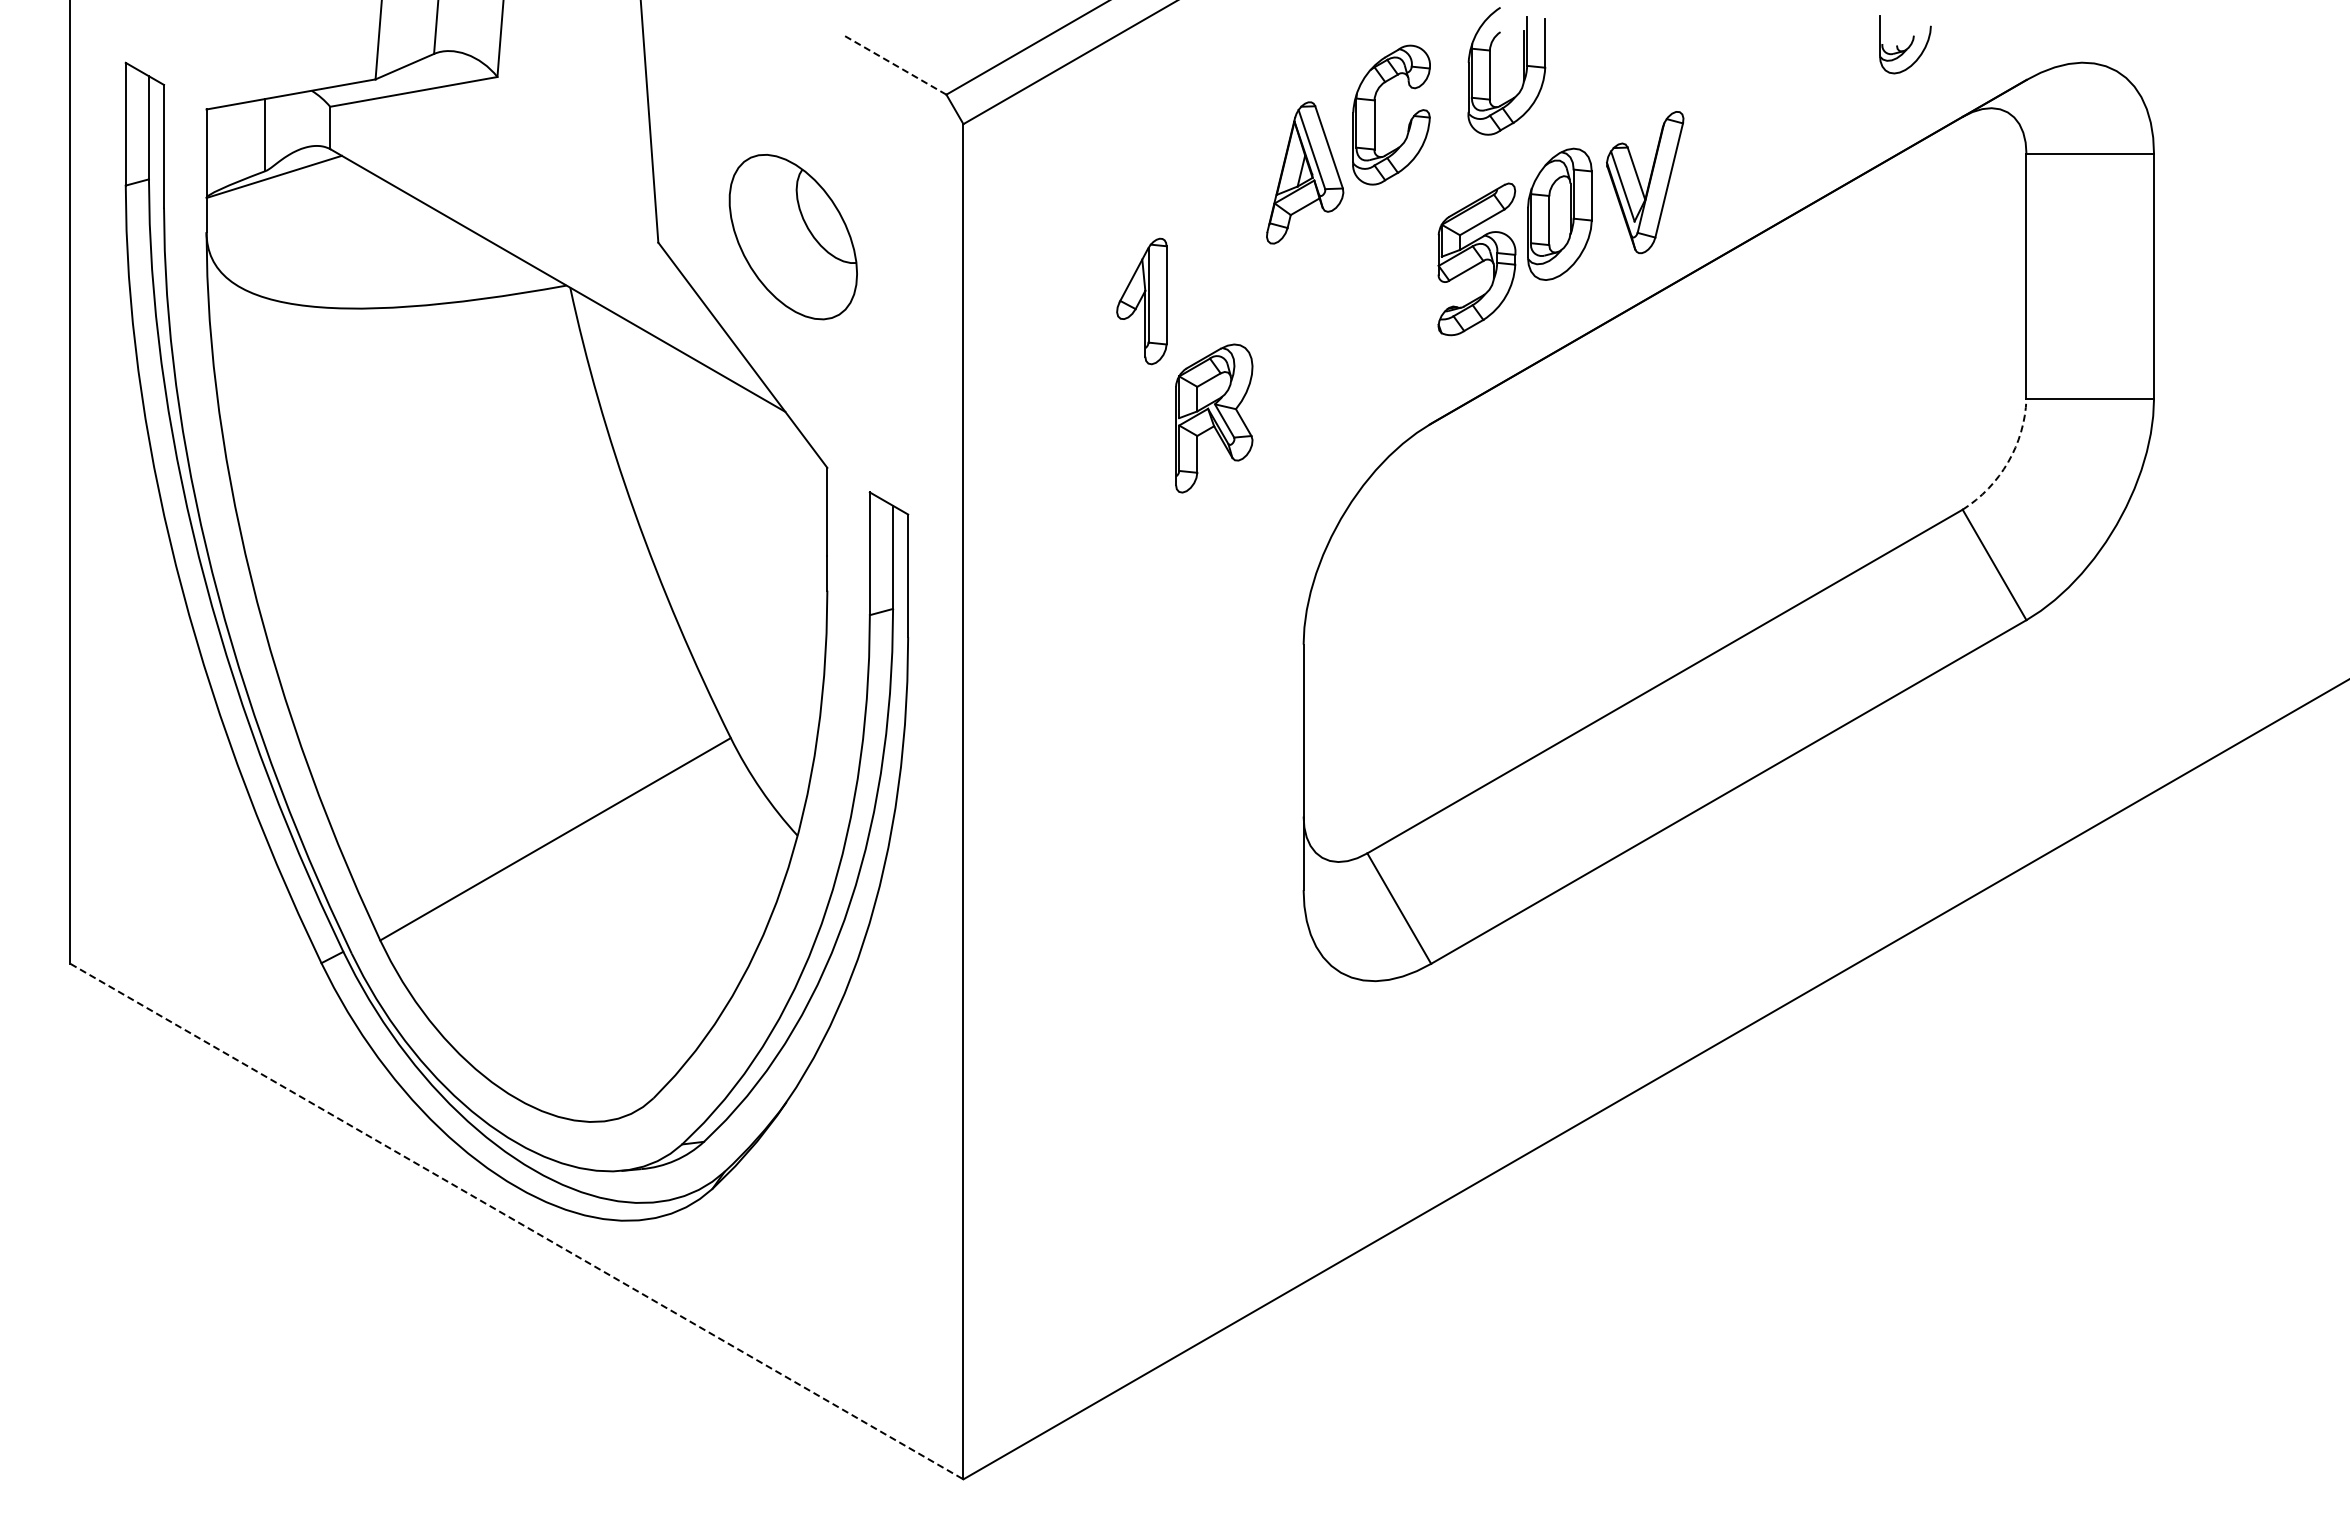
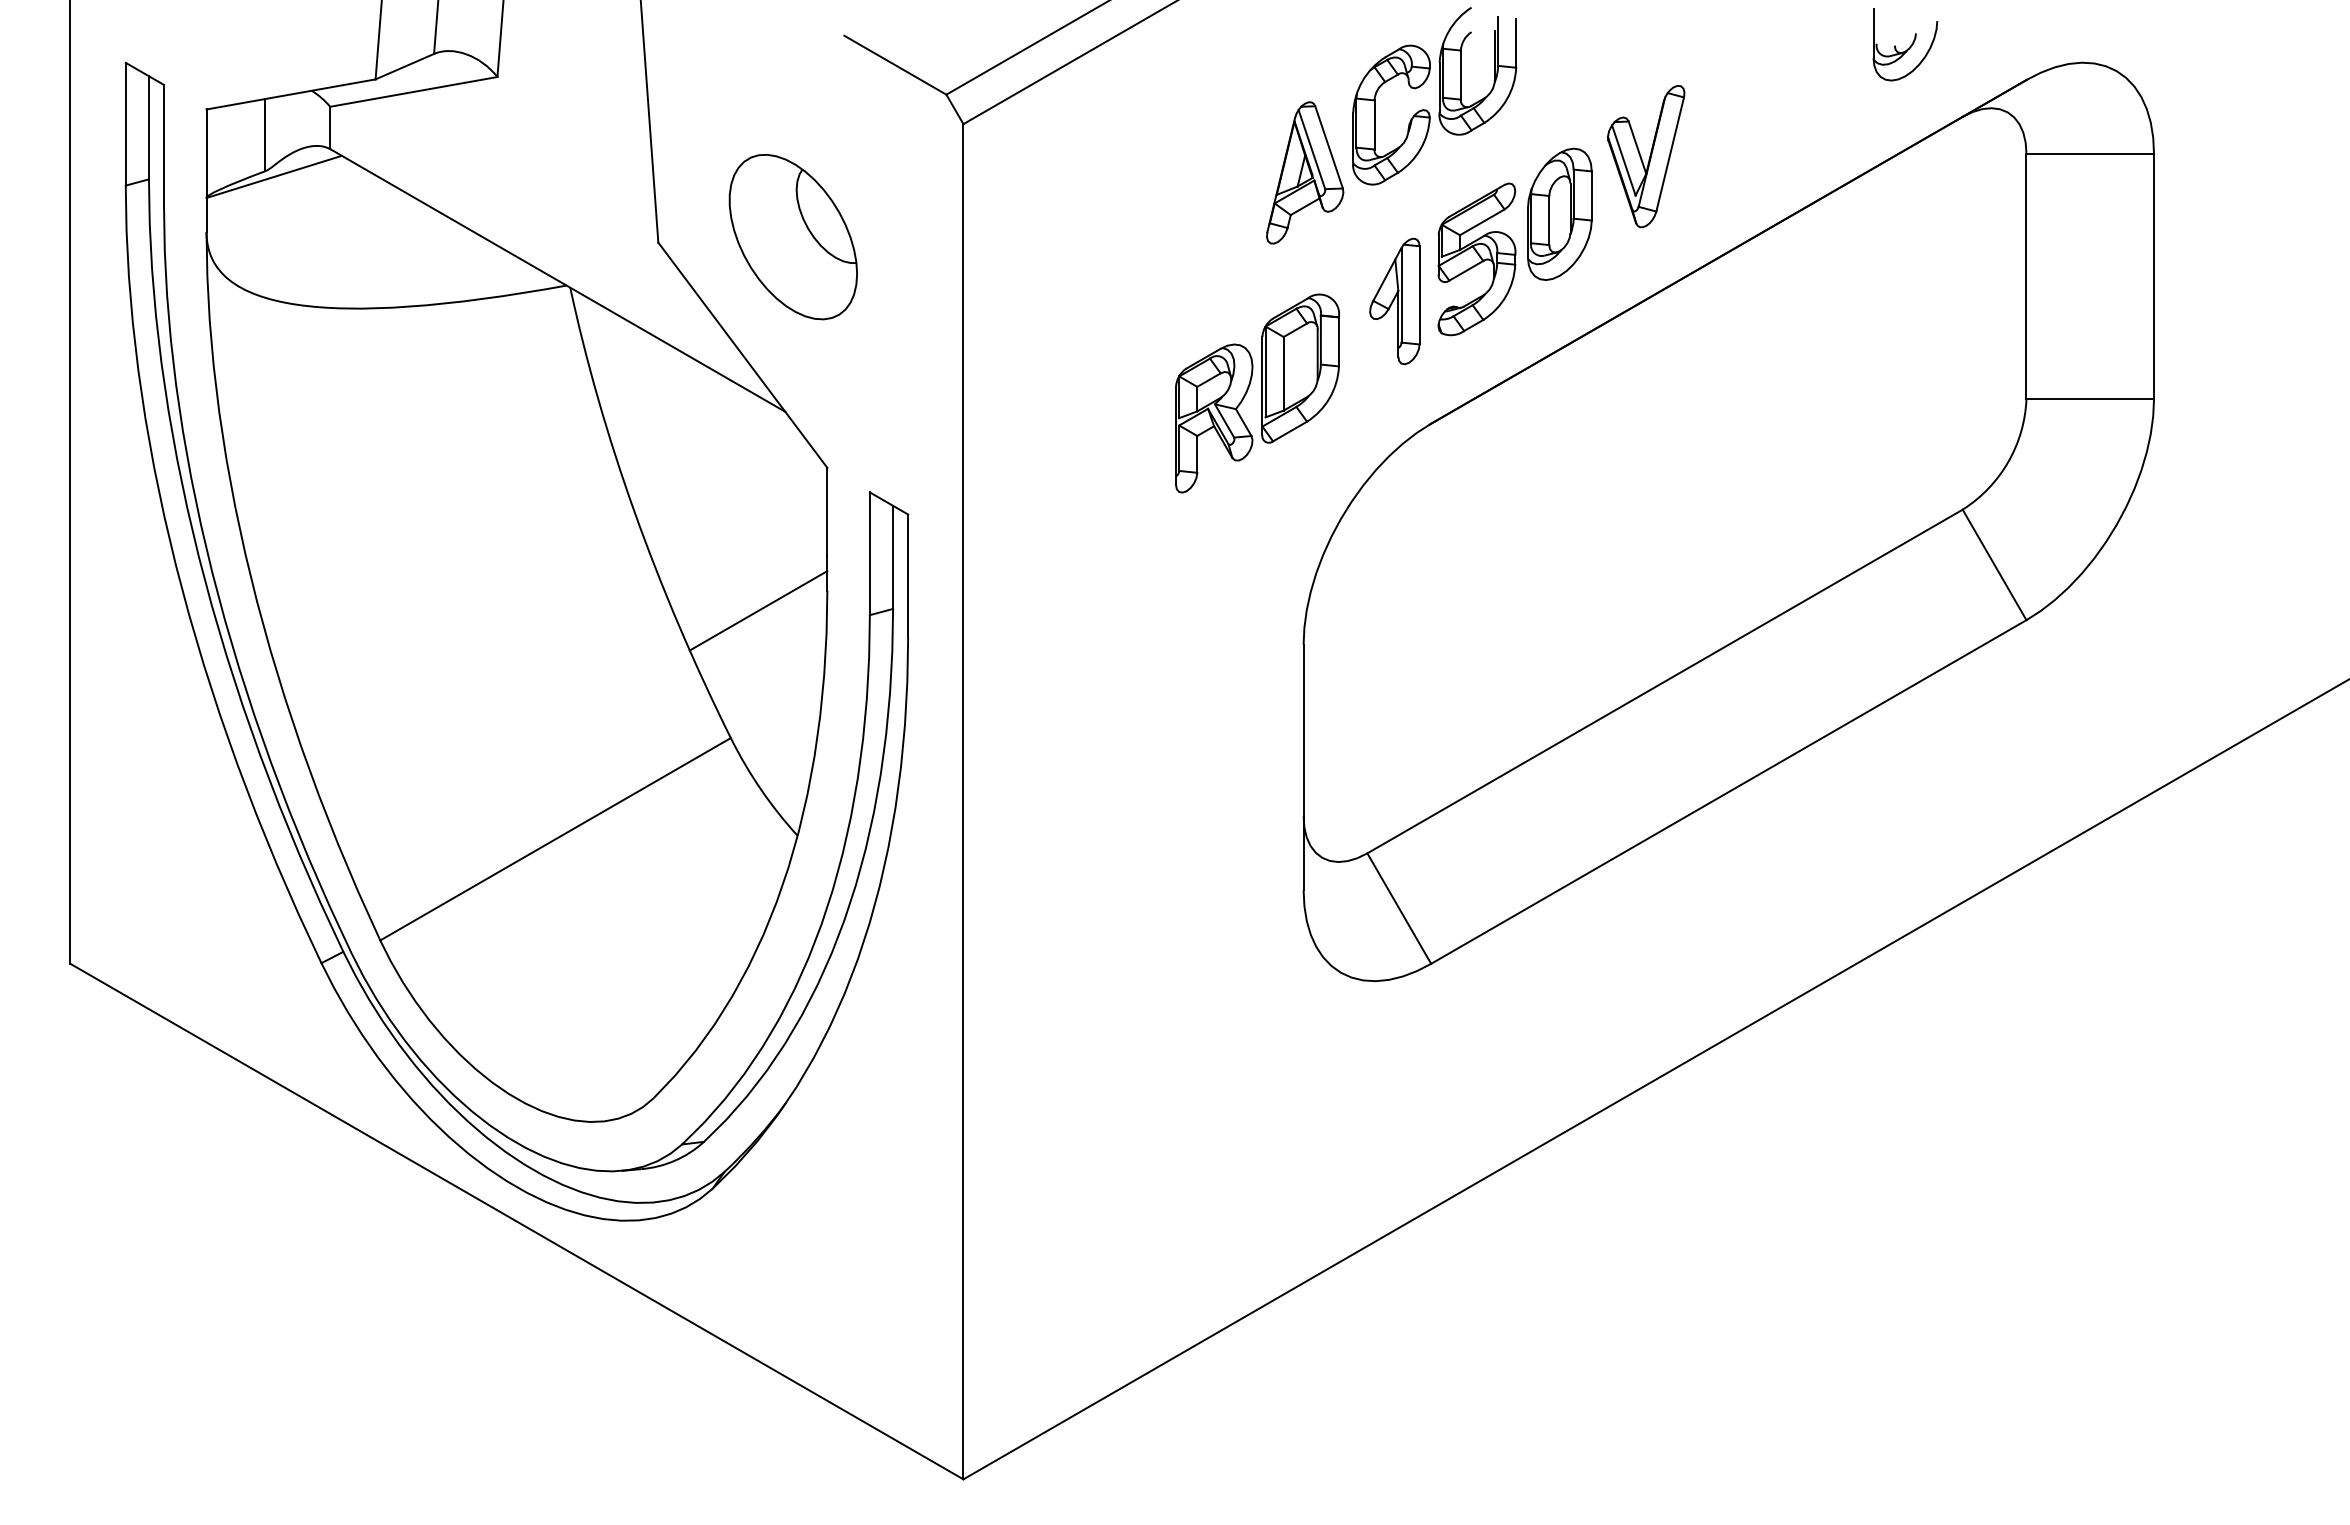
part size: 53x60 px -> 67x74 px (1905, 44)
line: dashed -> solid (895, 65)
part position: (1490, 71) -> (1461, 71) (1461, 71)
part position: (1645, 182) -> (1646, 156) (1646, 156)
part position: (1141, 301) -> (1394, 301) (1394, 301)
part: none -> present (1300, 368)
arc: dashed -> solid (2008, 462)
line: none -> present (758, 610)
line: dashed -> solid (516, 1221)
